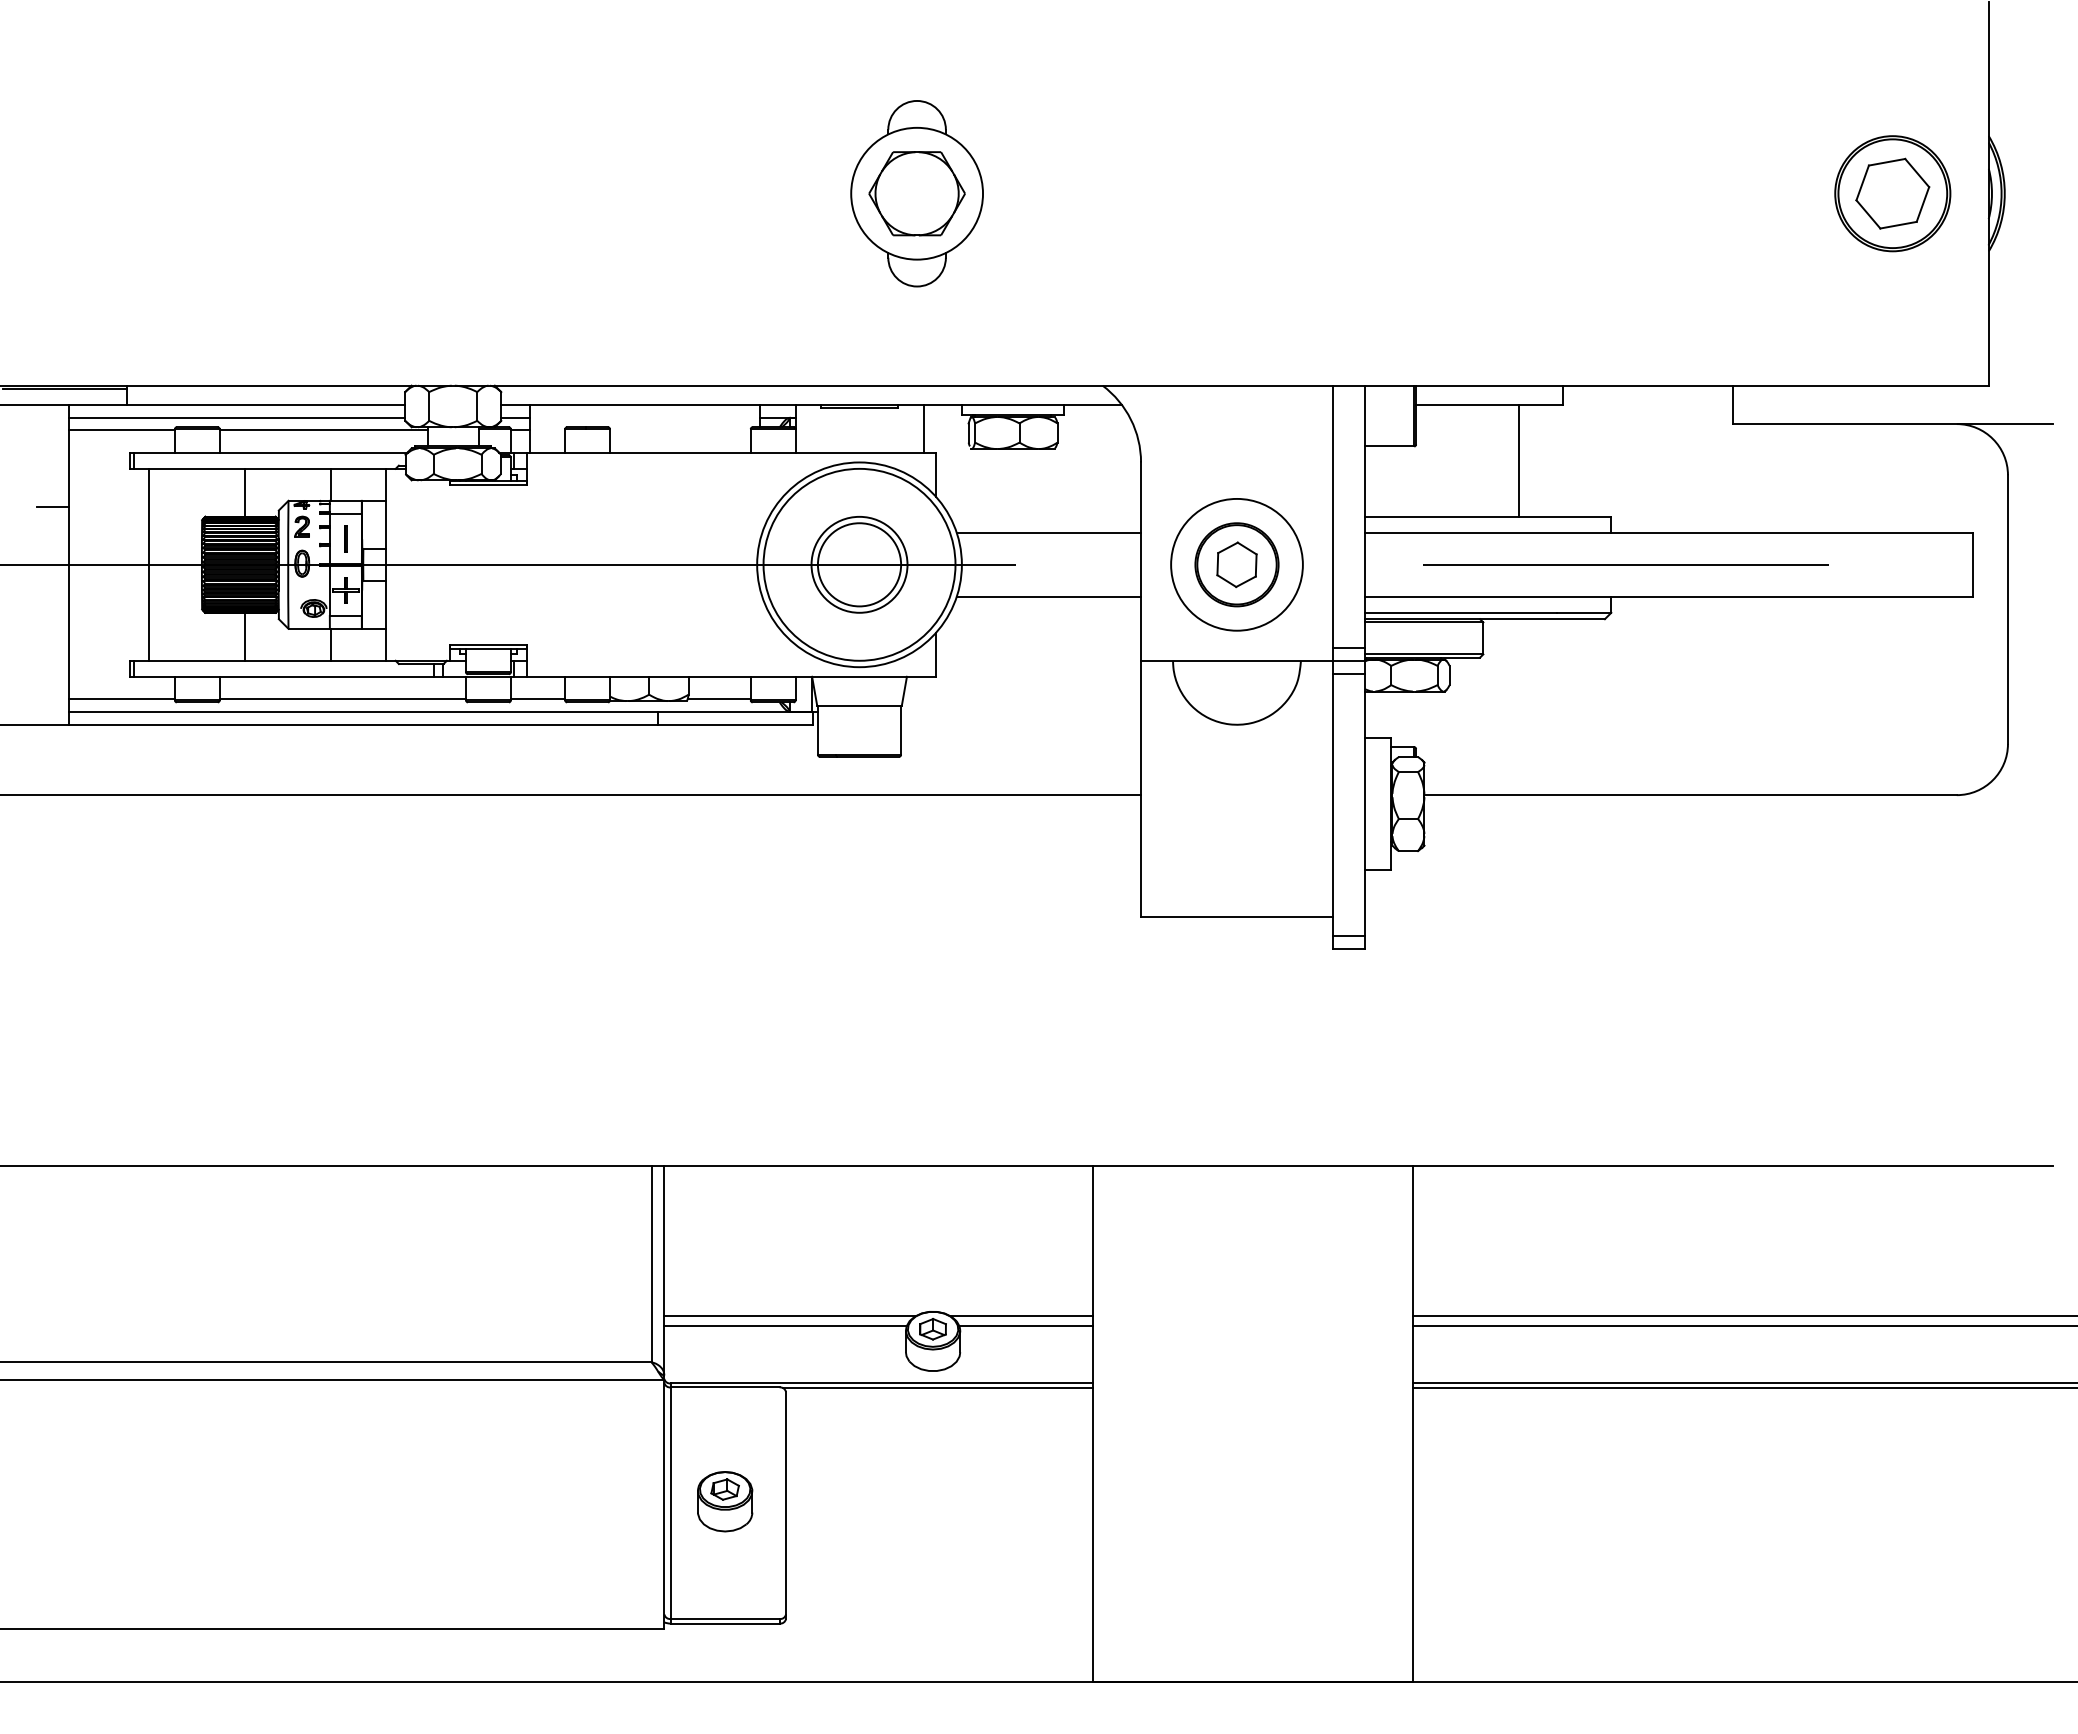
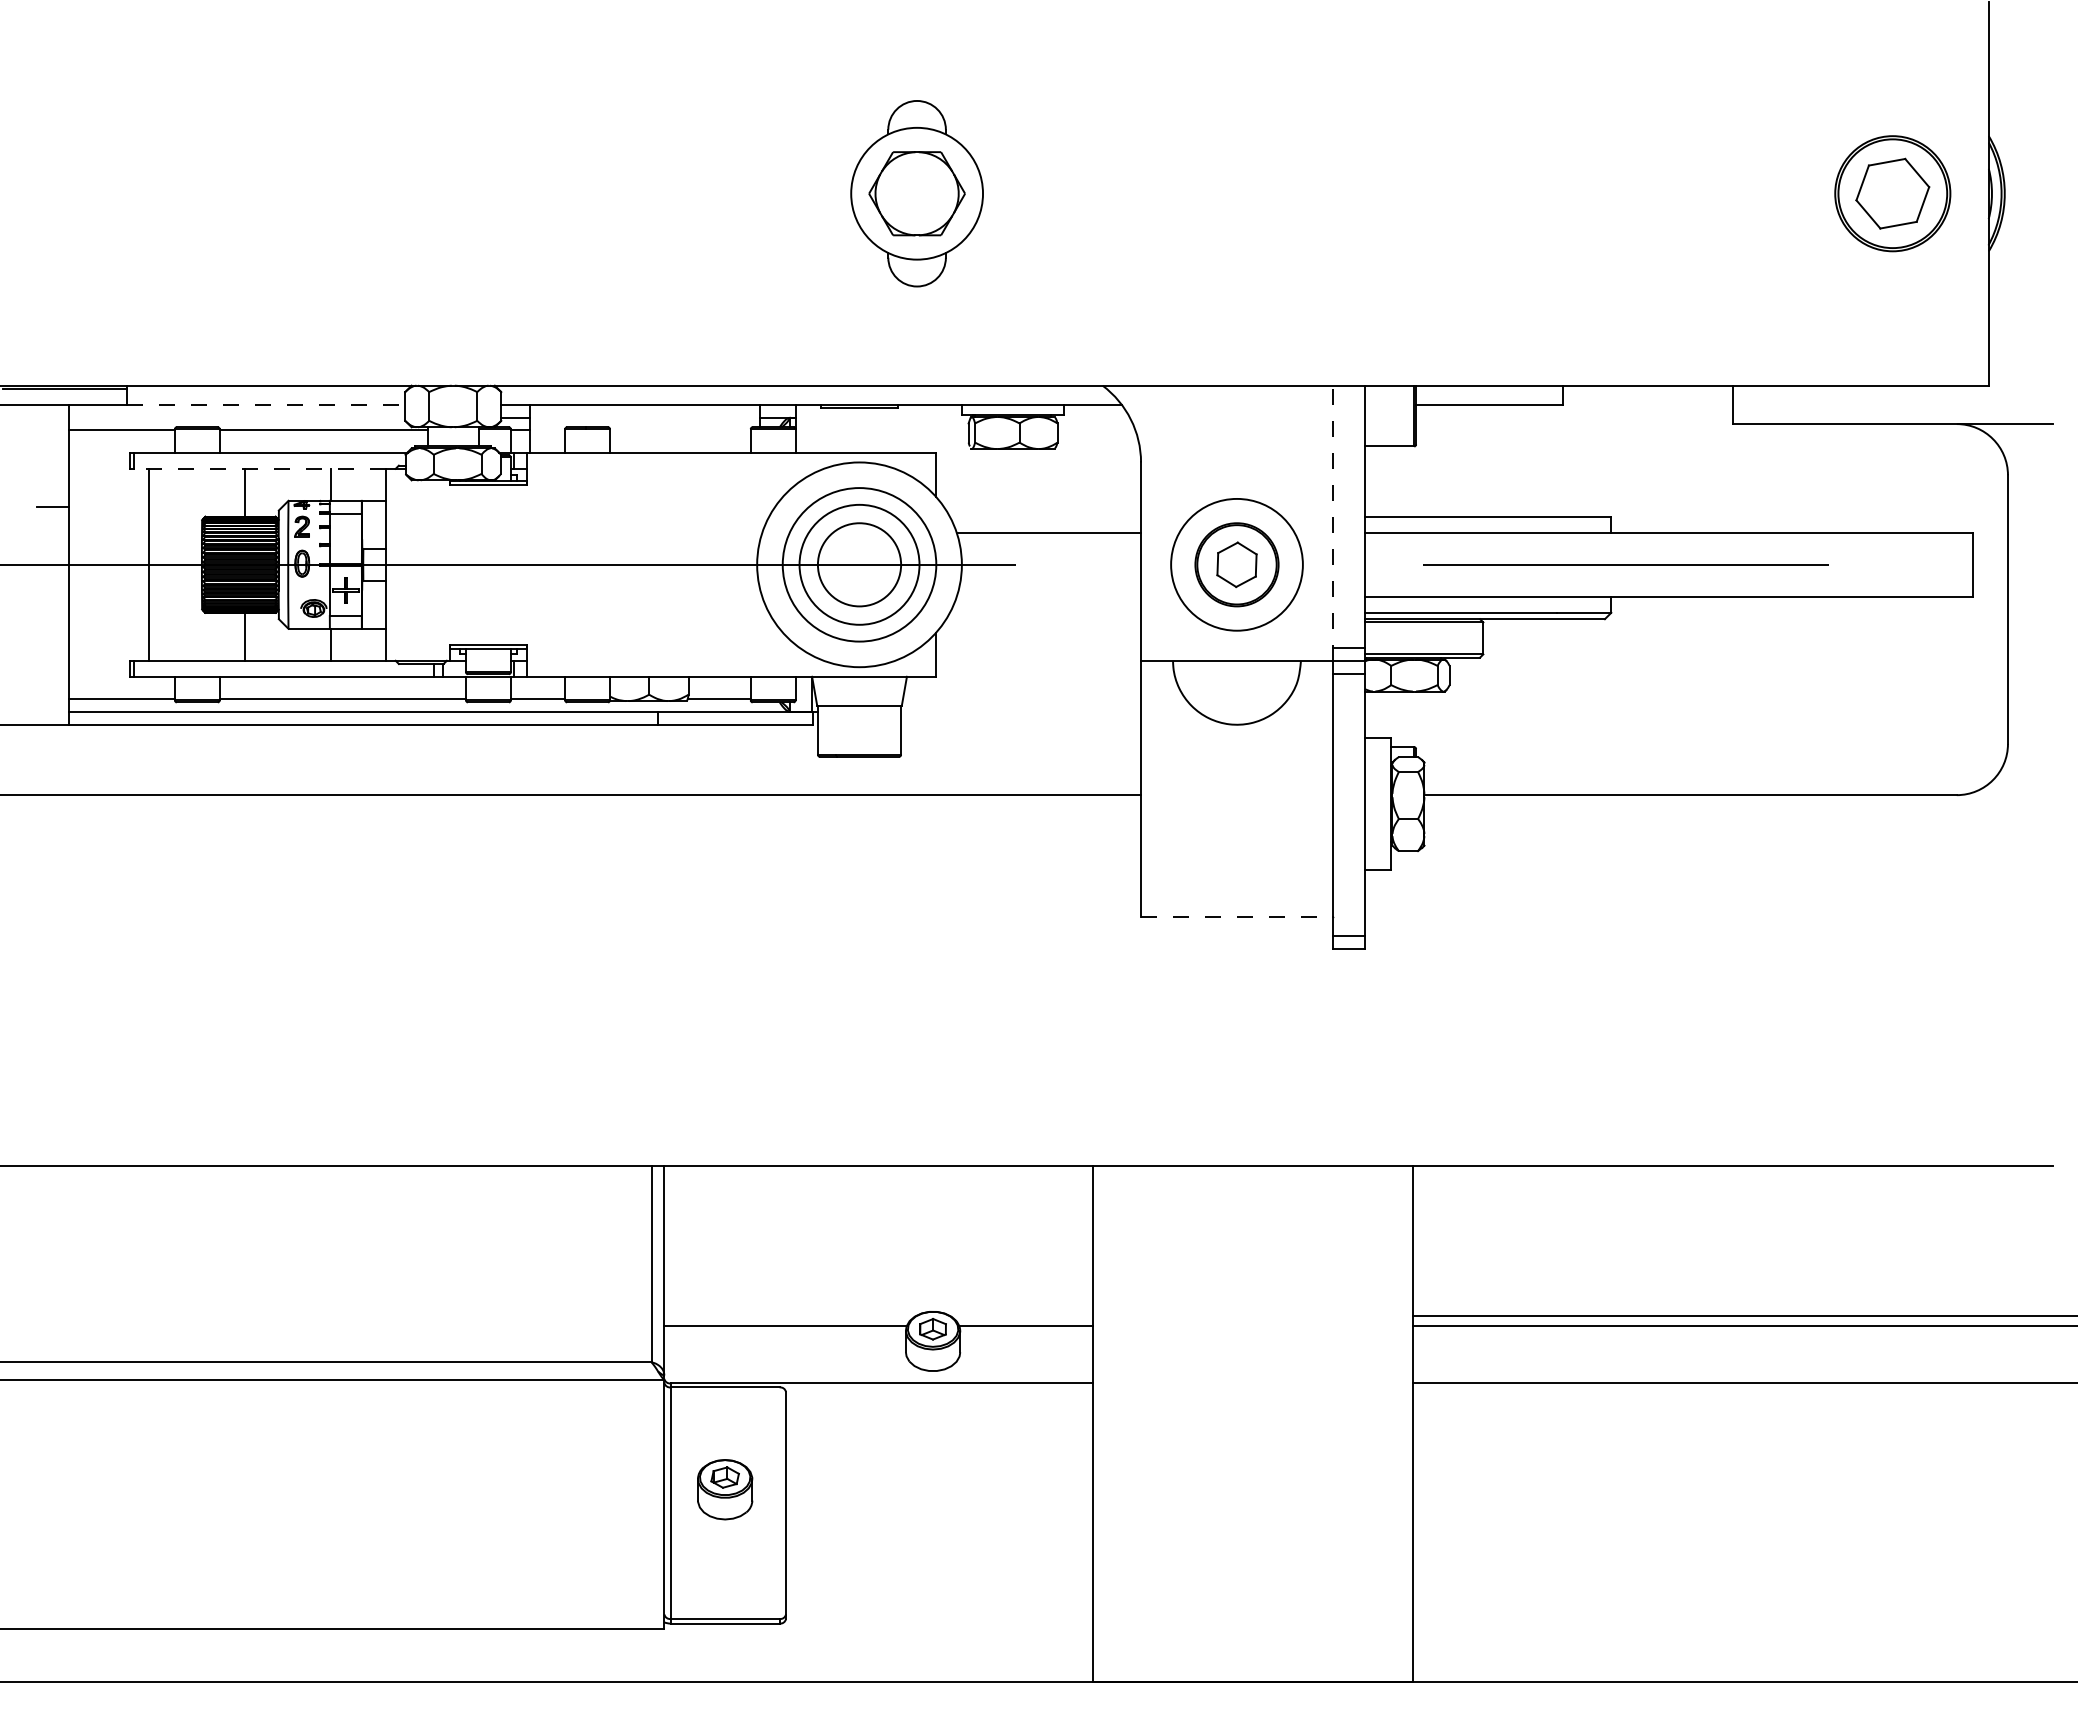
line: solid -> dashed (266, 404)
line: present -> none (237, 417)
line: present -> none (923, 428)
line: present -> none (1518, 460)
line: solid -> dashed (259, 468)
line: solid -> dashed (1332, 523)
line: present -> none (345, 538)
circle diameter: 192 px -> 154 px (859, 564)
circle diameter: 96 px -> 120 px (859, 564)
line: present -> none (1048, 596)
line: solid -> dashed (1237, 916)
line: present -> none (789, 1316)
line: present -> none (1022, 1316)
line: present -> none (937, 1388)
line: present -> none (1743, 1388)
part position: (725, 1501) -> (725, 1489) (725, 1489)
